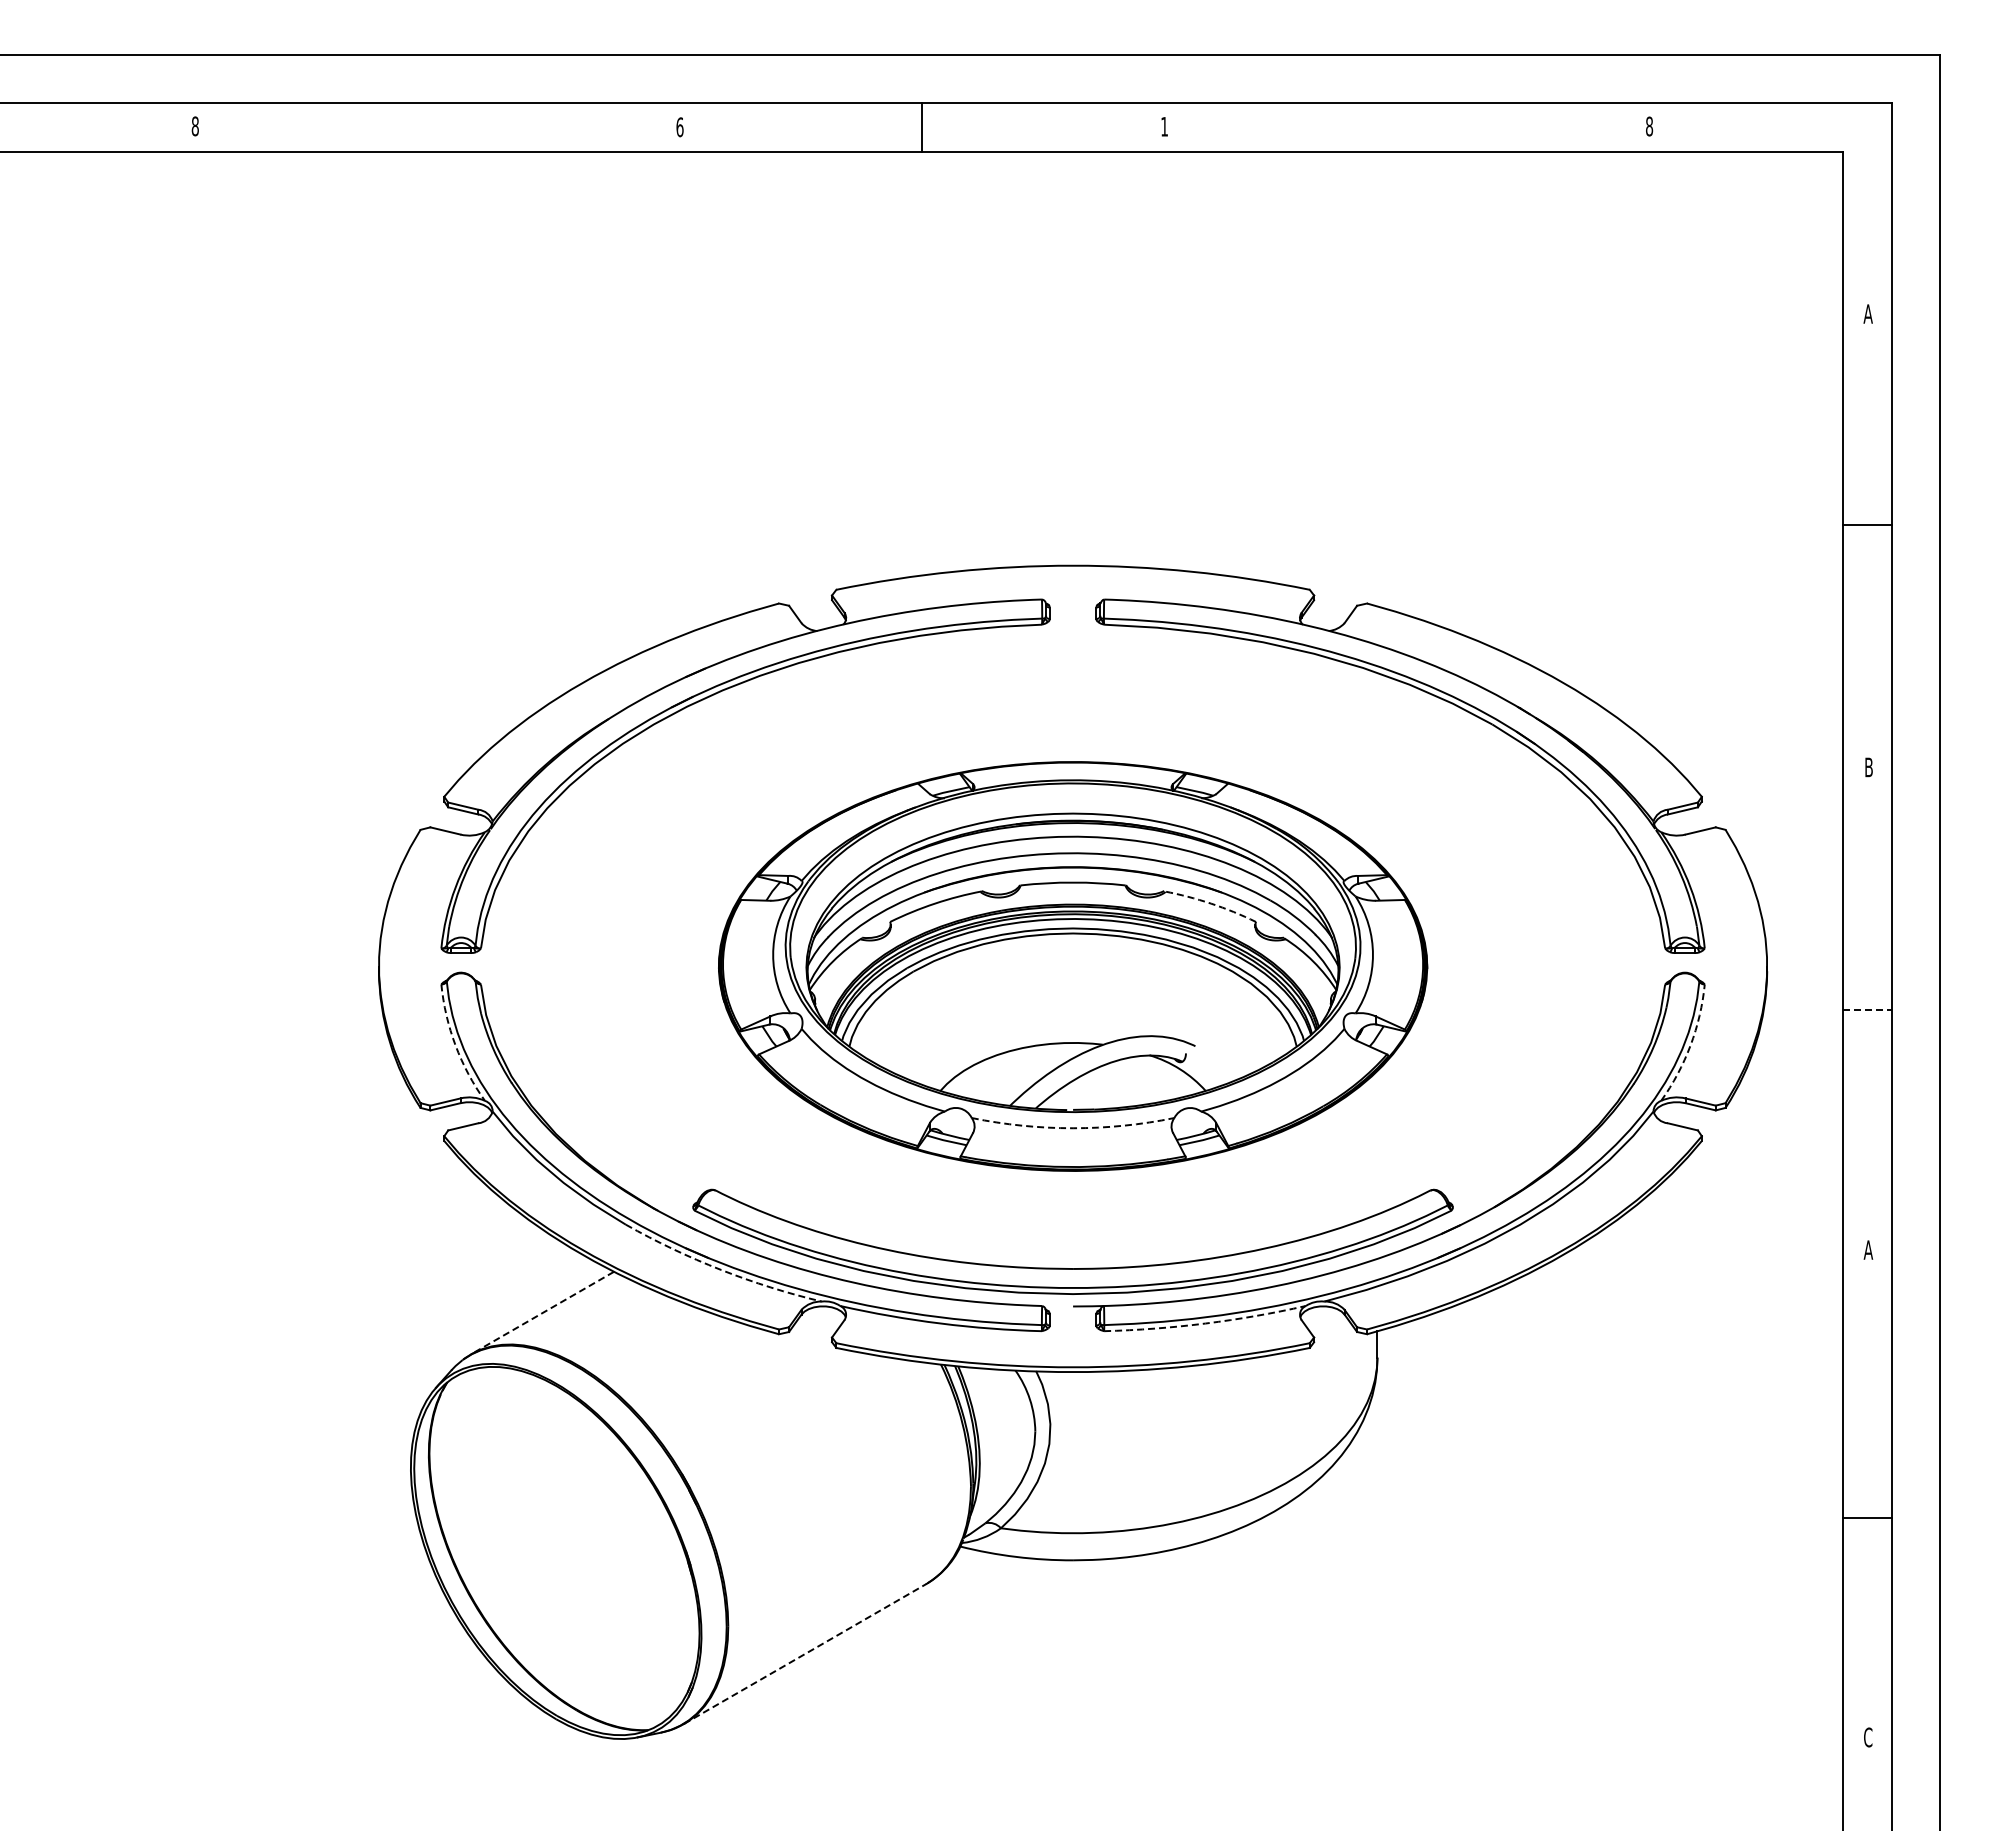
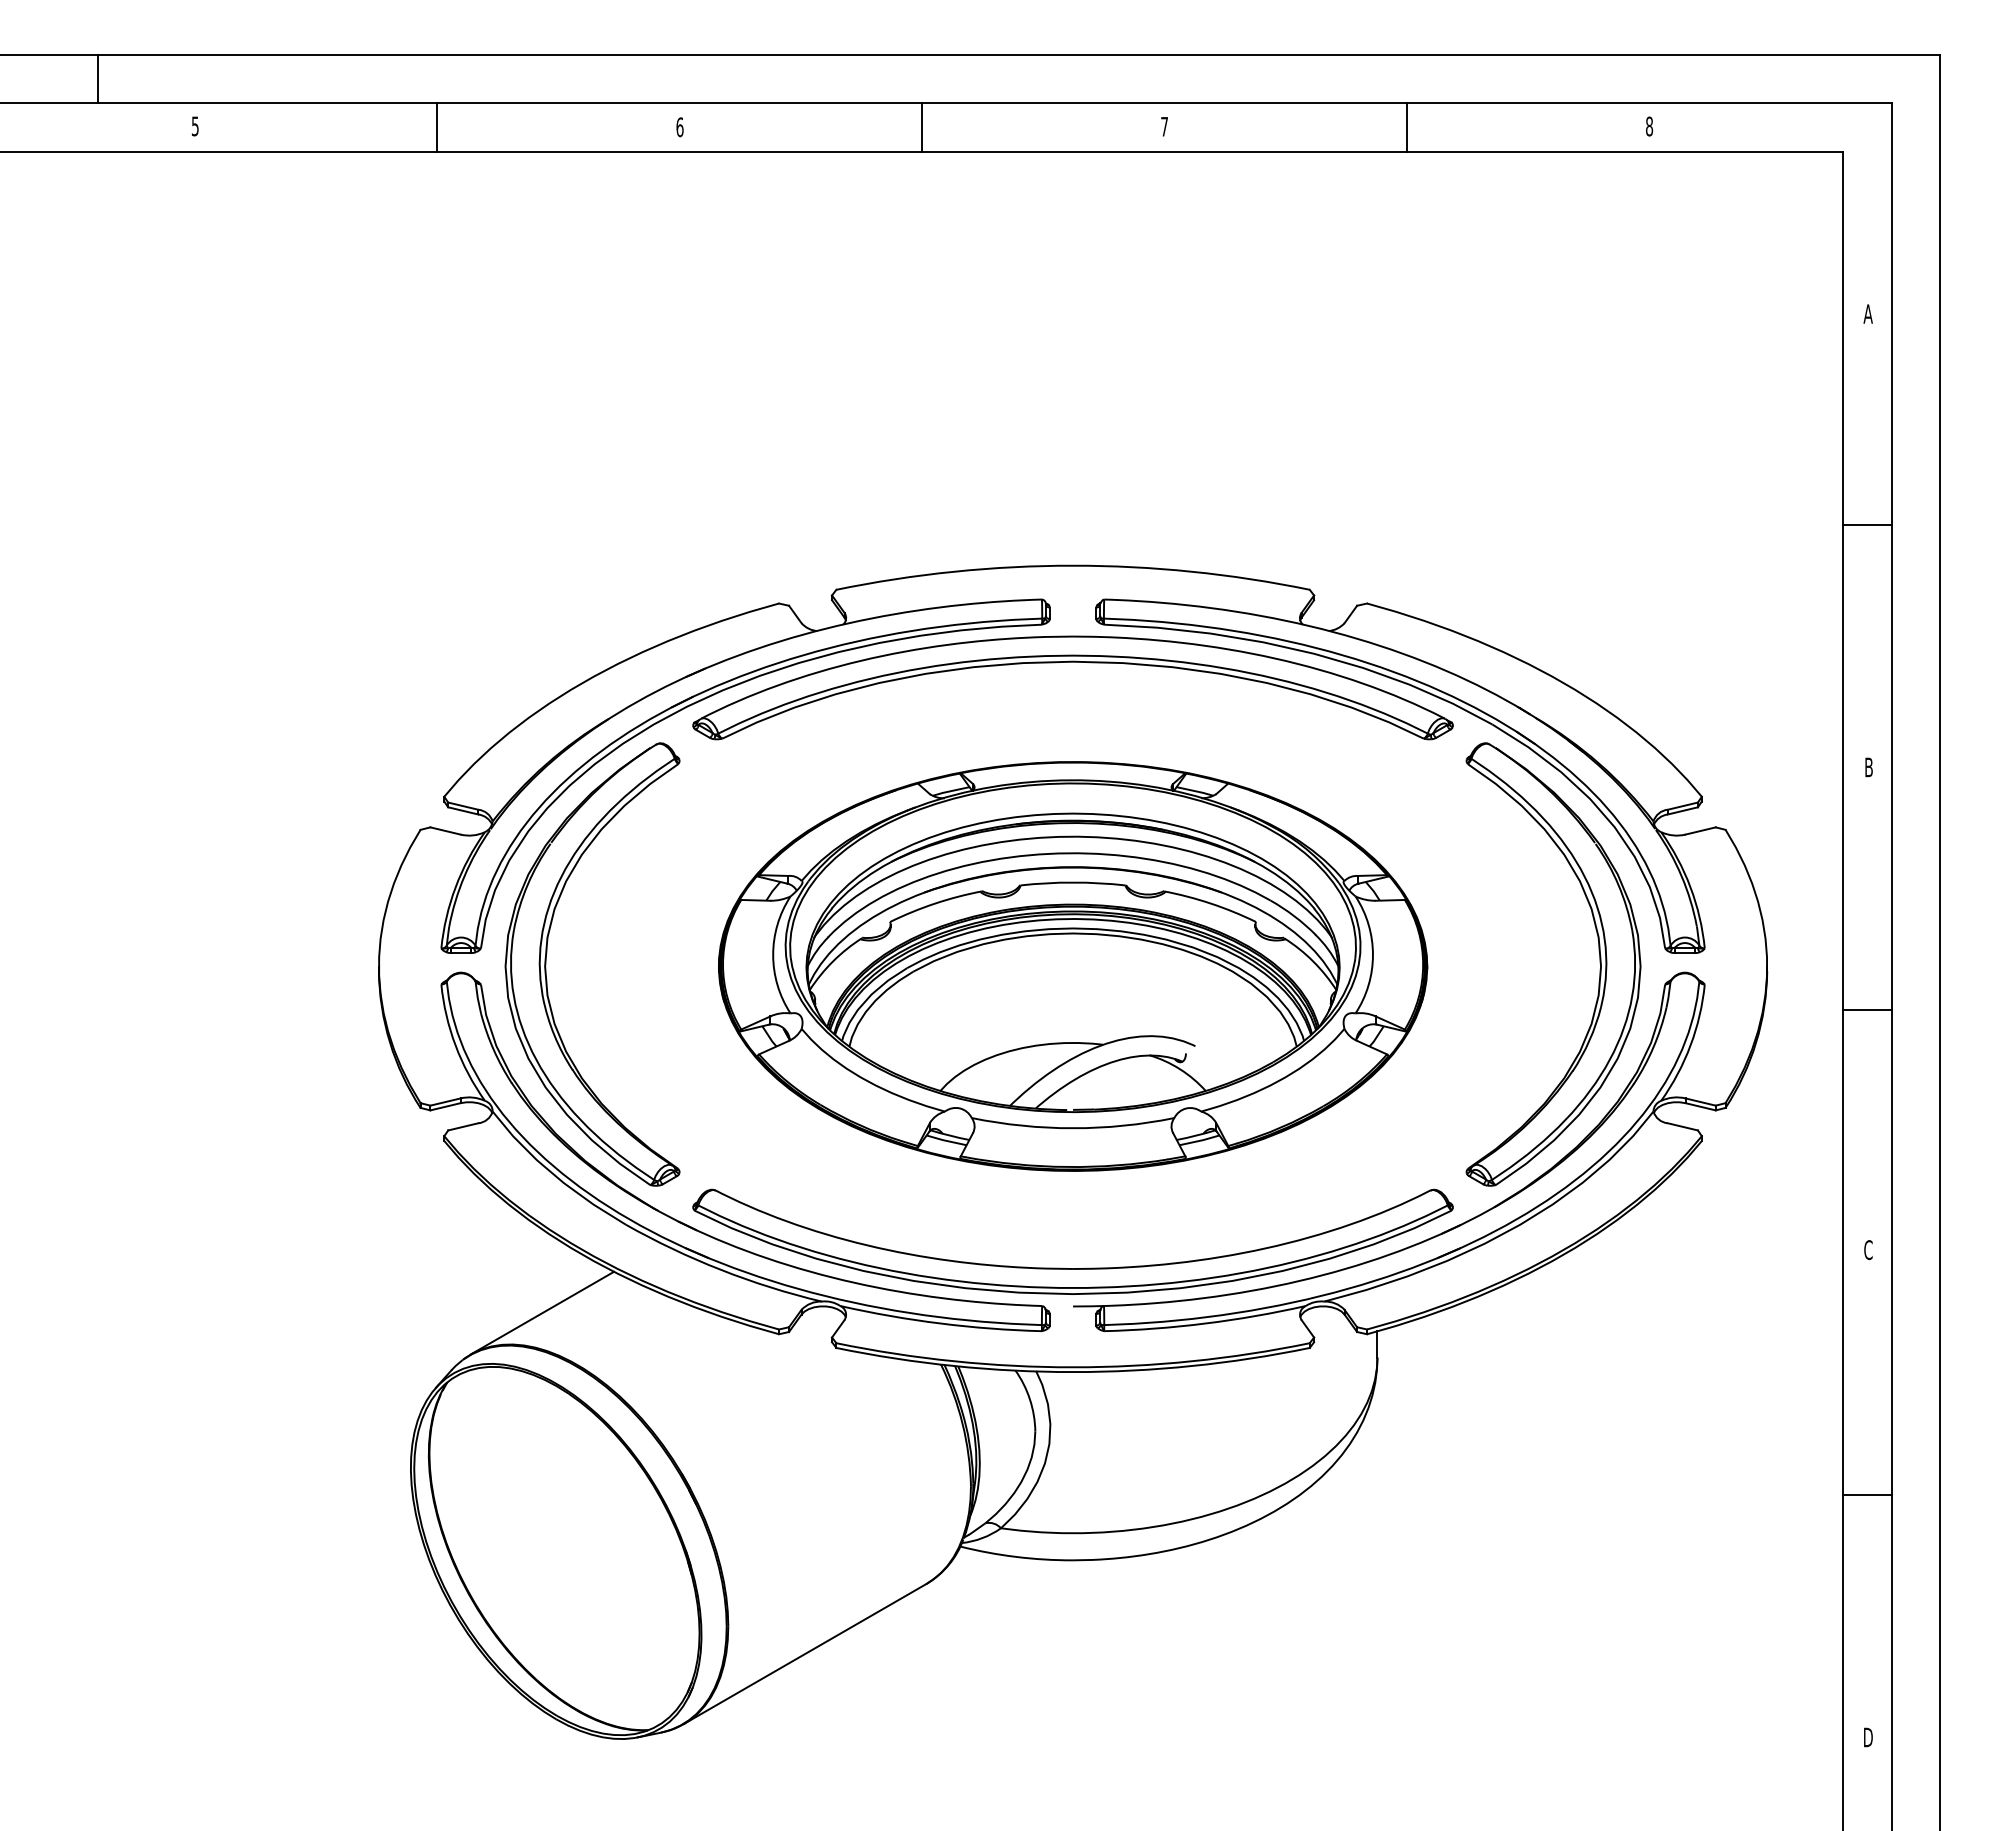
line: none -> present (98, 79)
text: 8 -> 5 (194, 126)
text: 1 -> 7 (1164, 126)
line: none -> present (437, 127)
line: none -> present (1406, 127)
part: none -> present (1072, 662)
arc: dashed -> solid (1211, 903)
part: none -> present (1599, 963)
part: none -> present (546, 964)
line: dashed -> solid (1867, 1009)
arc: dashed -> solid (455, 1045)
arc: dashed -> solid (1690, 1045)
arc: dashed -> solid (1073, 1128)
text: A -> C (1868, 1250)
arc: dashed -> solid (721, 1269)
line: dashed -> solid (542, 1313)
arc: dashed -> solid (1205, 1323)
line position: (1867, 1517) -> (1867, 1494) (1867, 1494)
line: dashed -> solid (805, 1653)
text: C -> D (1868, 1737)
